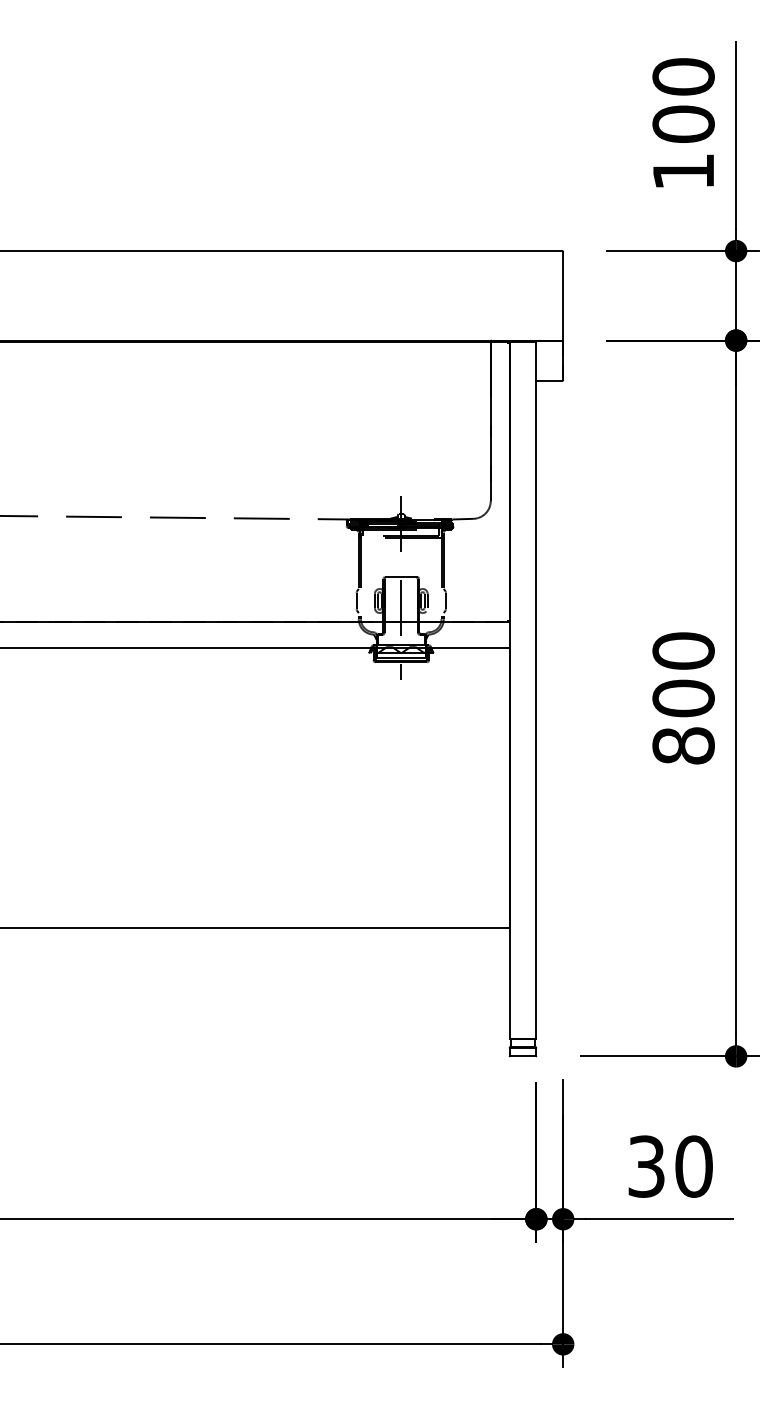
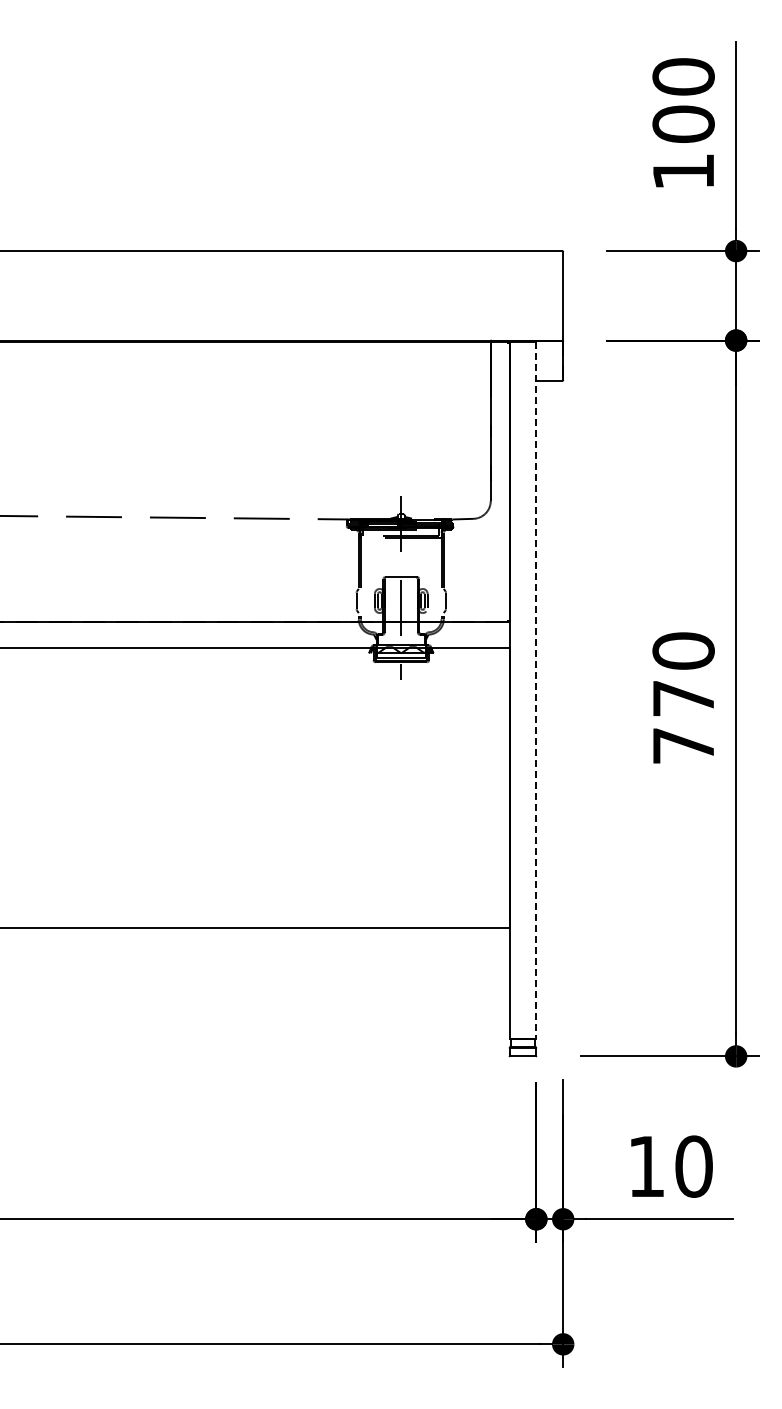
line: solid -> dashed (536, 690)
text: 800 -> 770 (683, 721)
text: 30 -> 10 (646, 1166)
